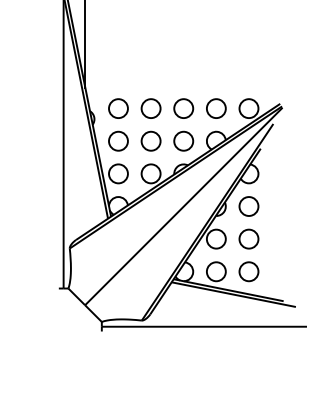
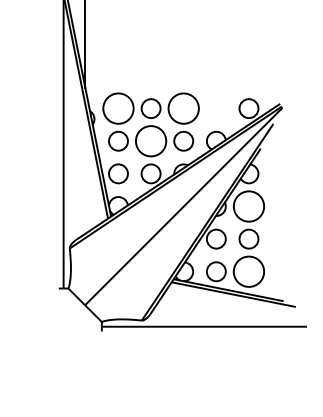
circle diameter: 19 px -> 30 px (118, 108)
circle diameter: 19 px -> 30 px (183, 108)
circle: present -> none (216, 108)
circle diameter: 19 px -> 30 px (150, 141)
circle diameter: 19 px -> 30 px (248, 206)
circle diameter: 19 px -> 30 px (248, 271)
